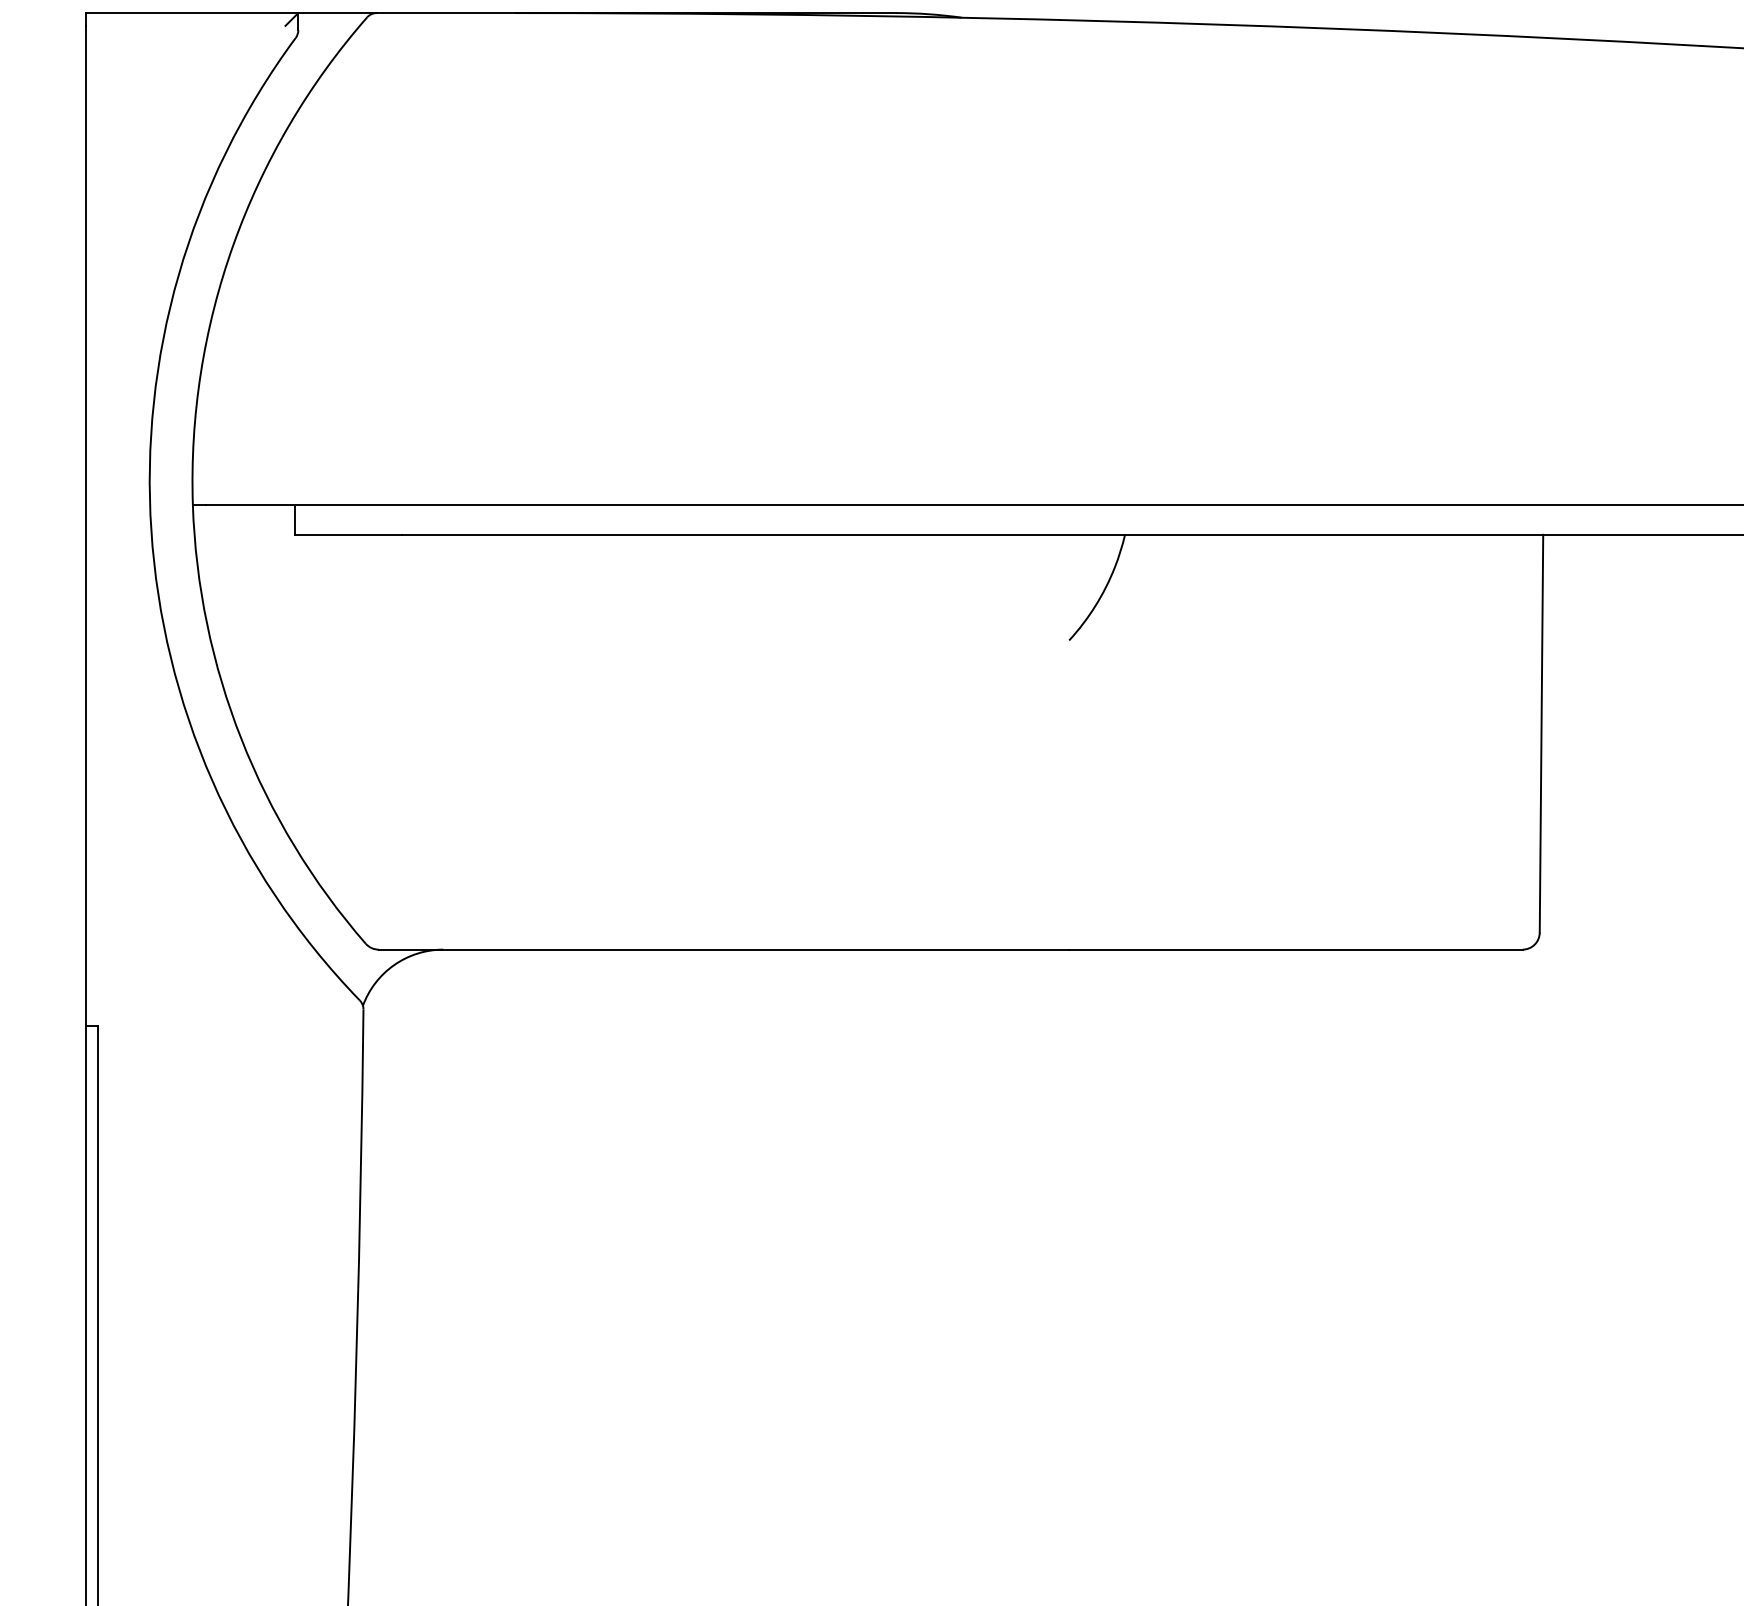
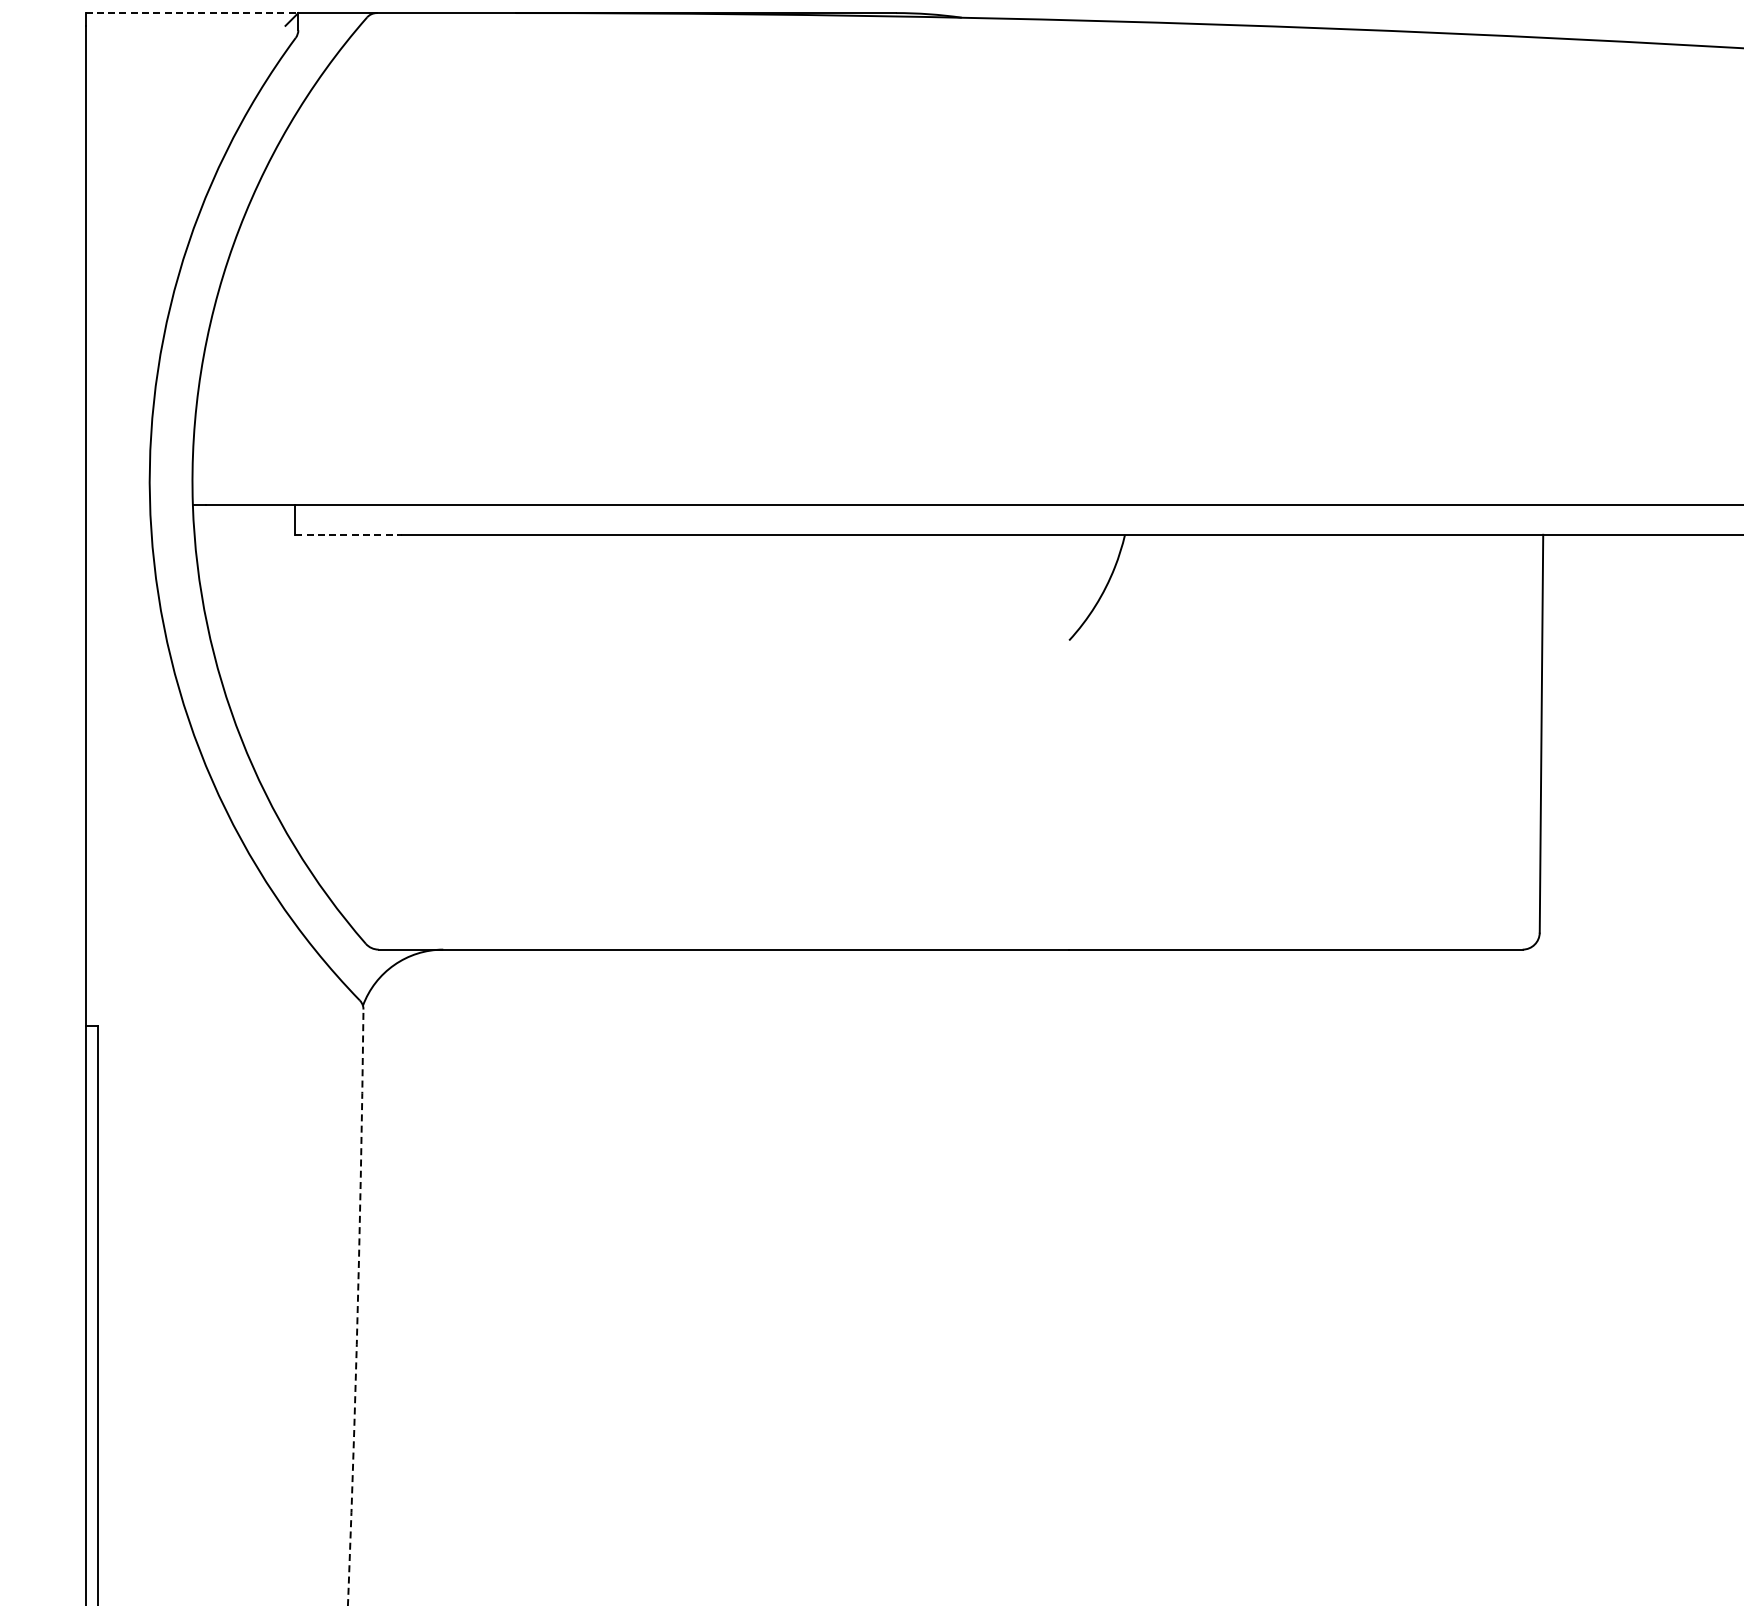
line: solid -> dashed (192, 13)
line: solid -> dashed (348, 534)
arc: solid -> dashed (357, 1307)
